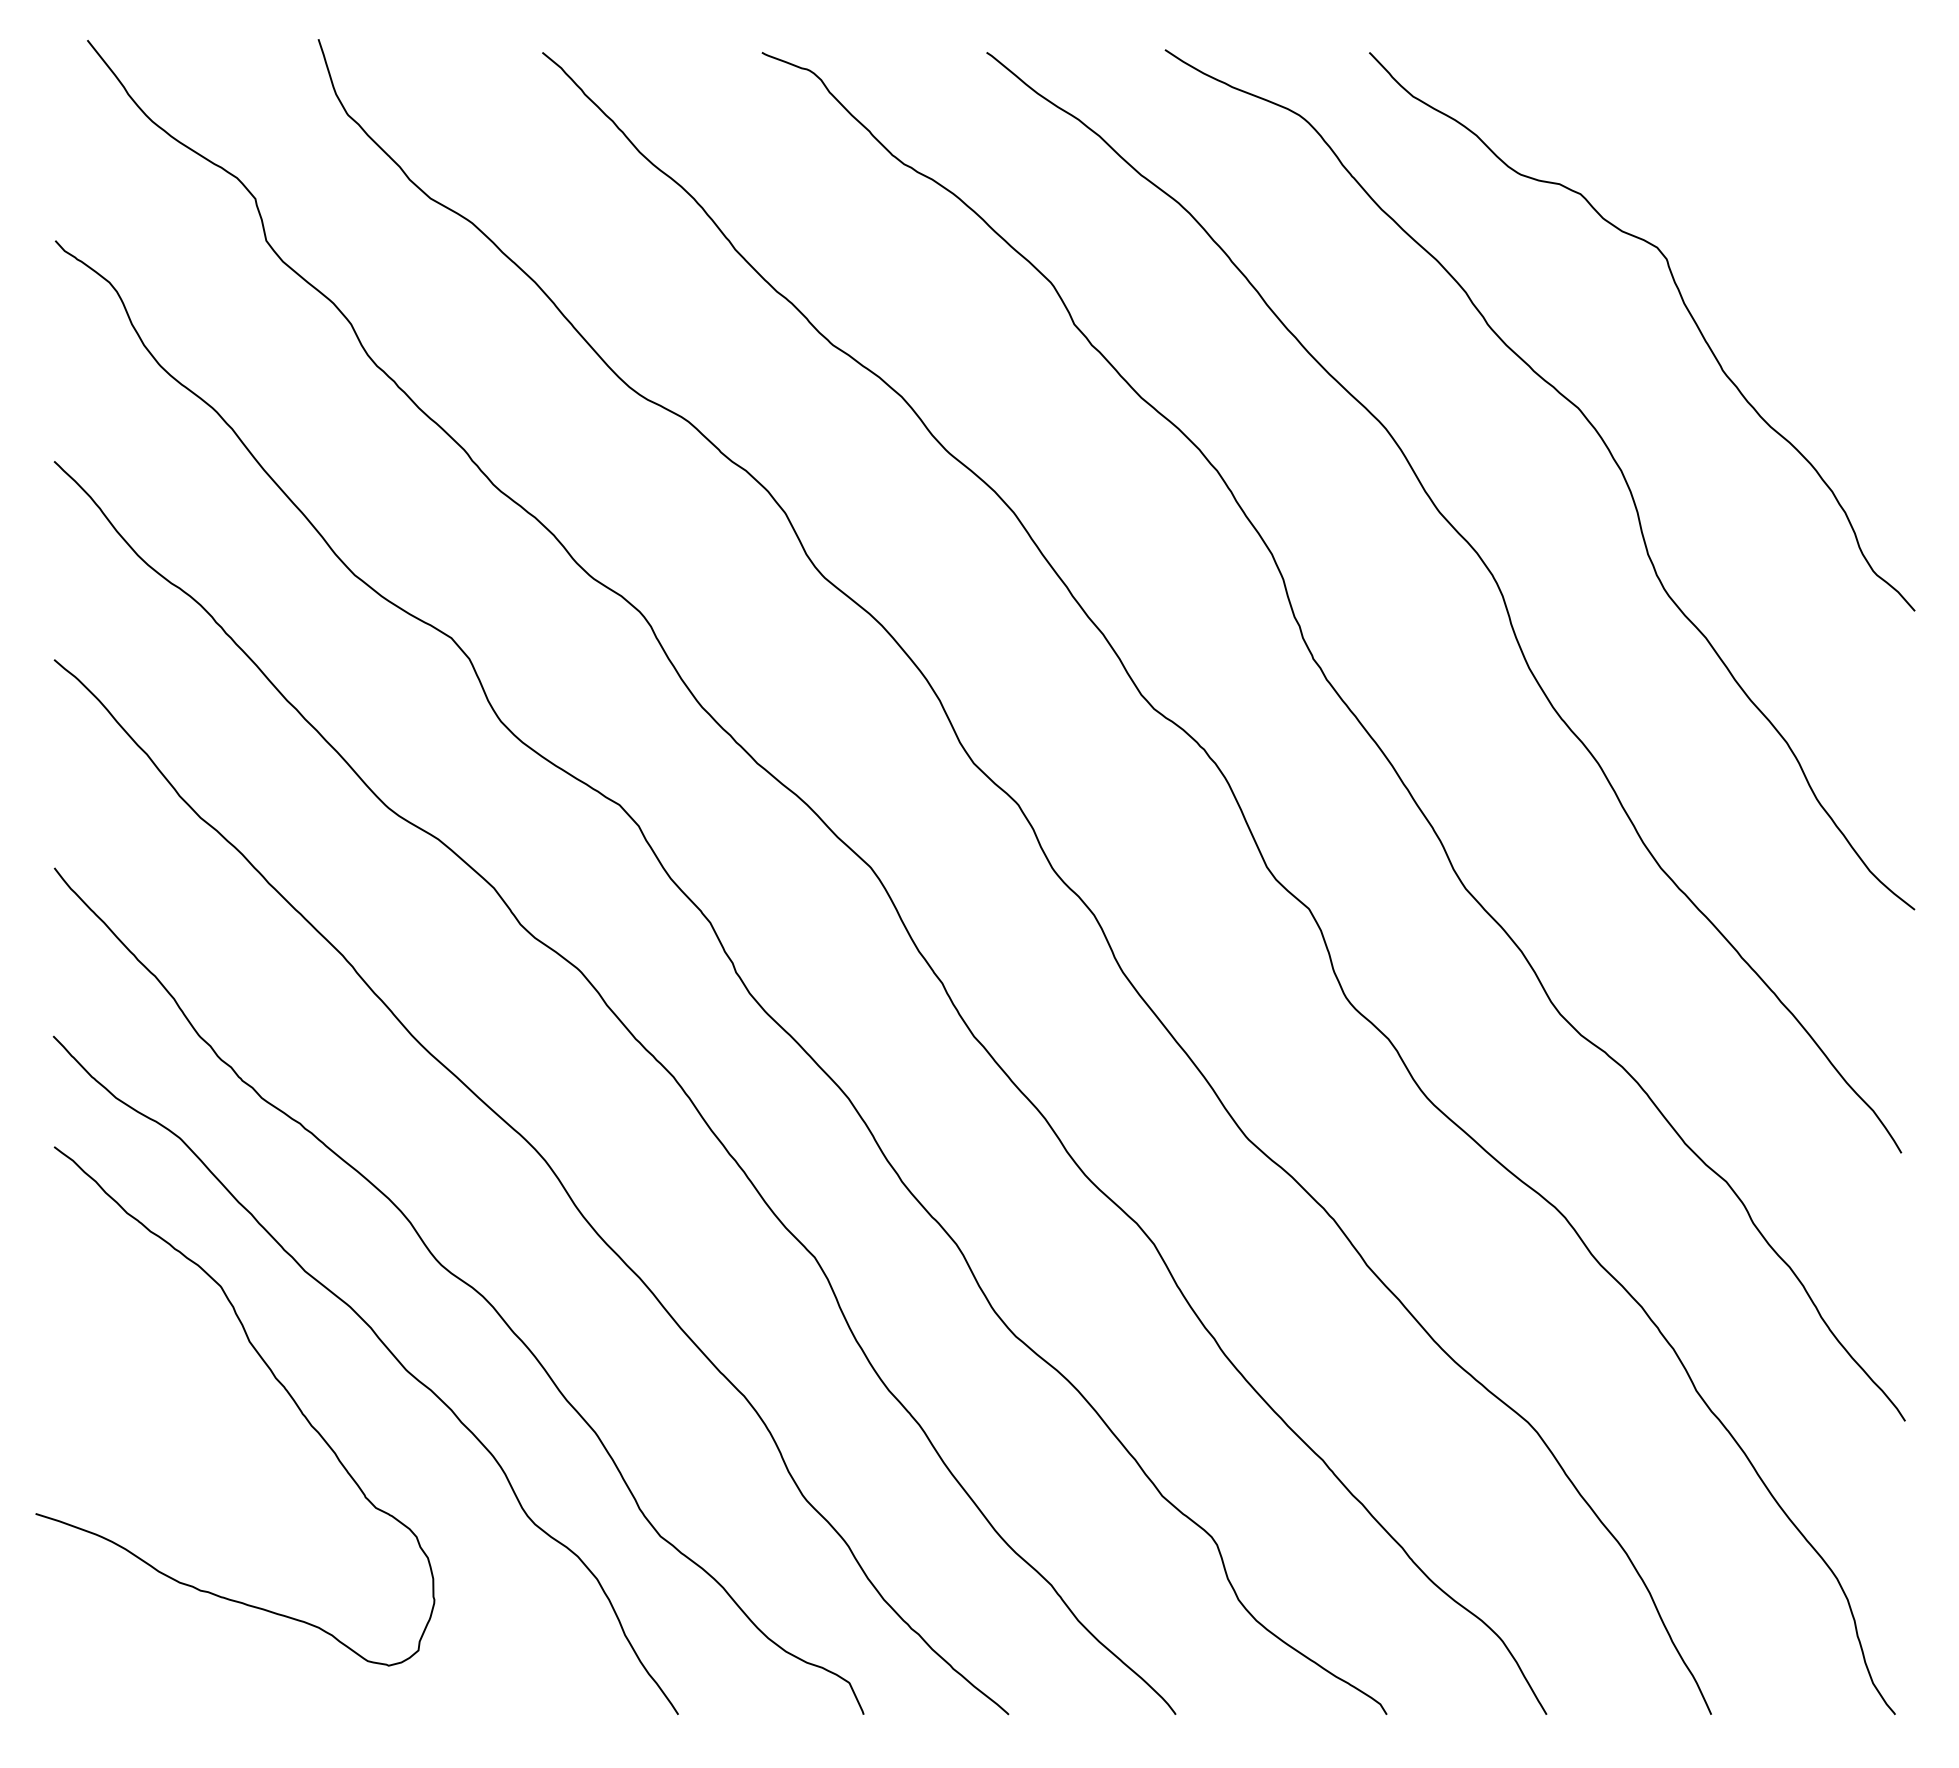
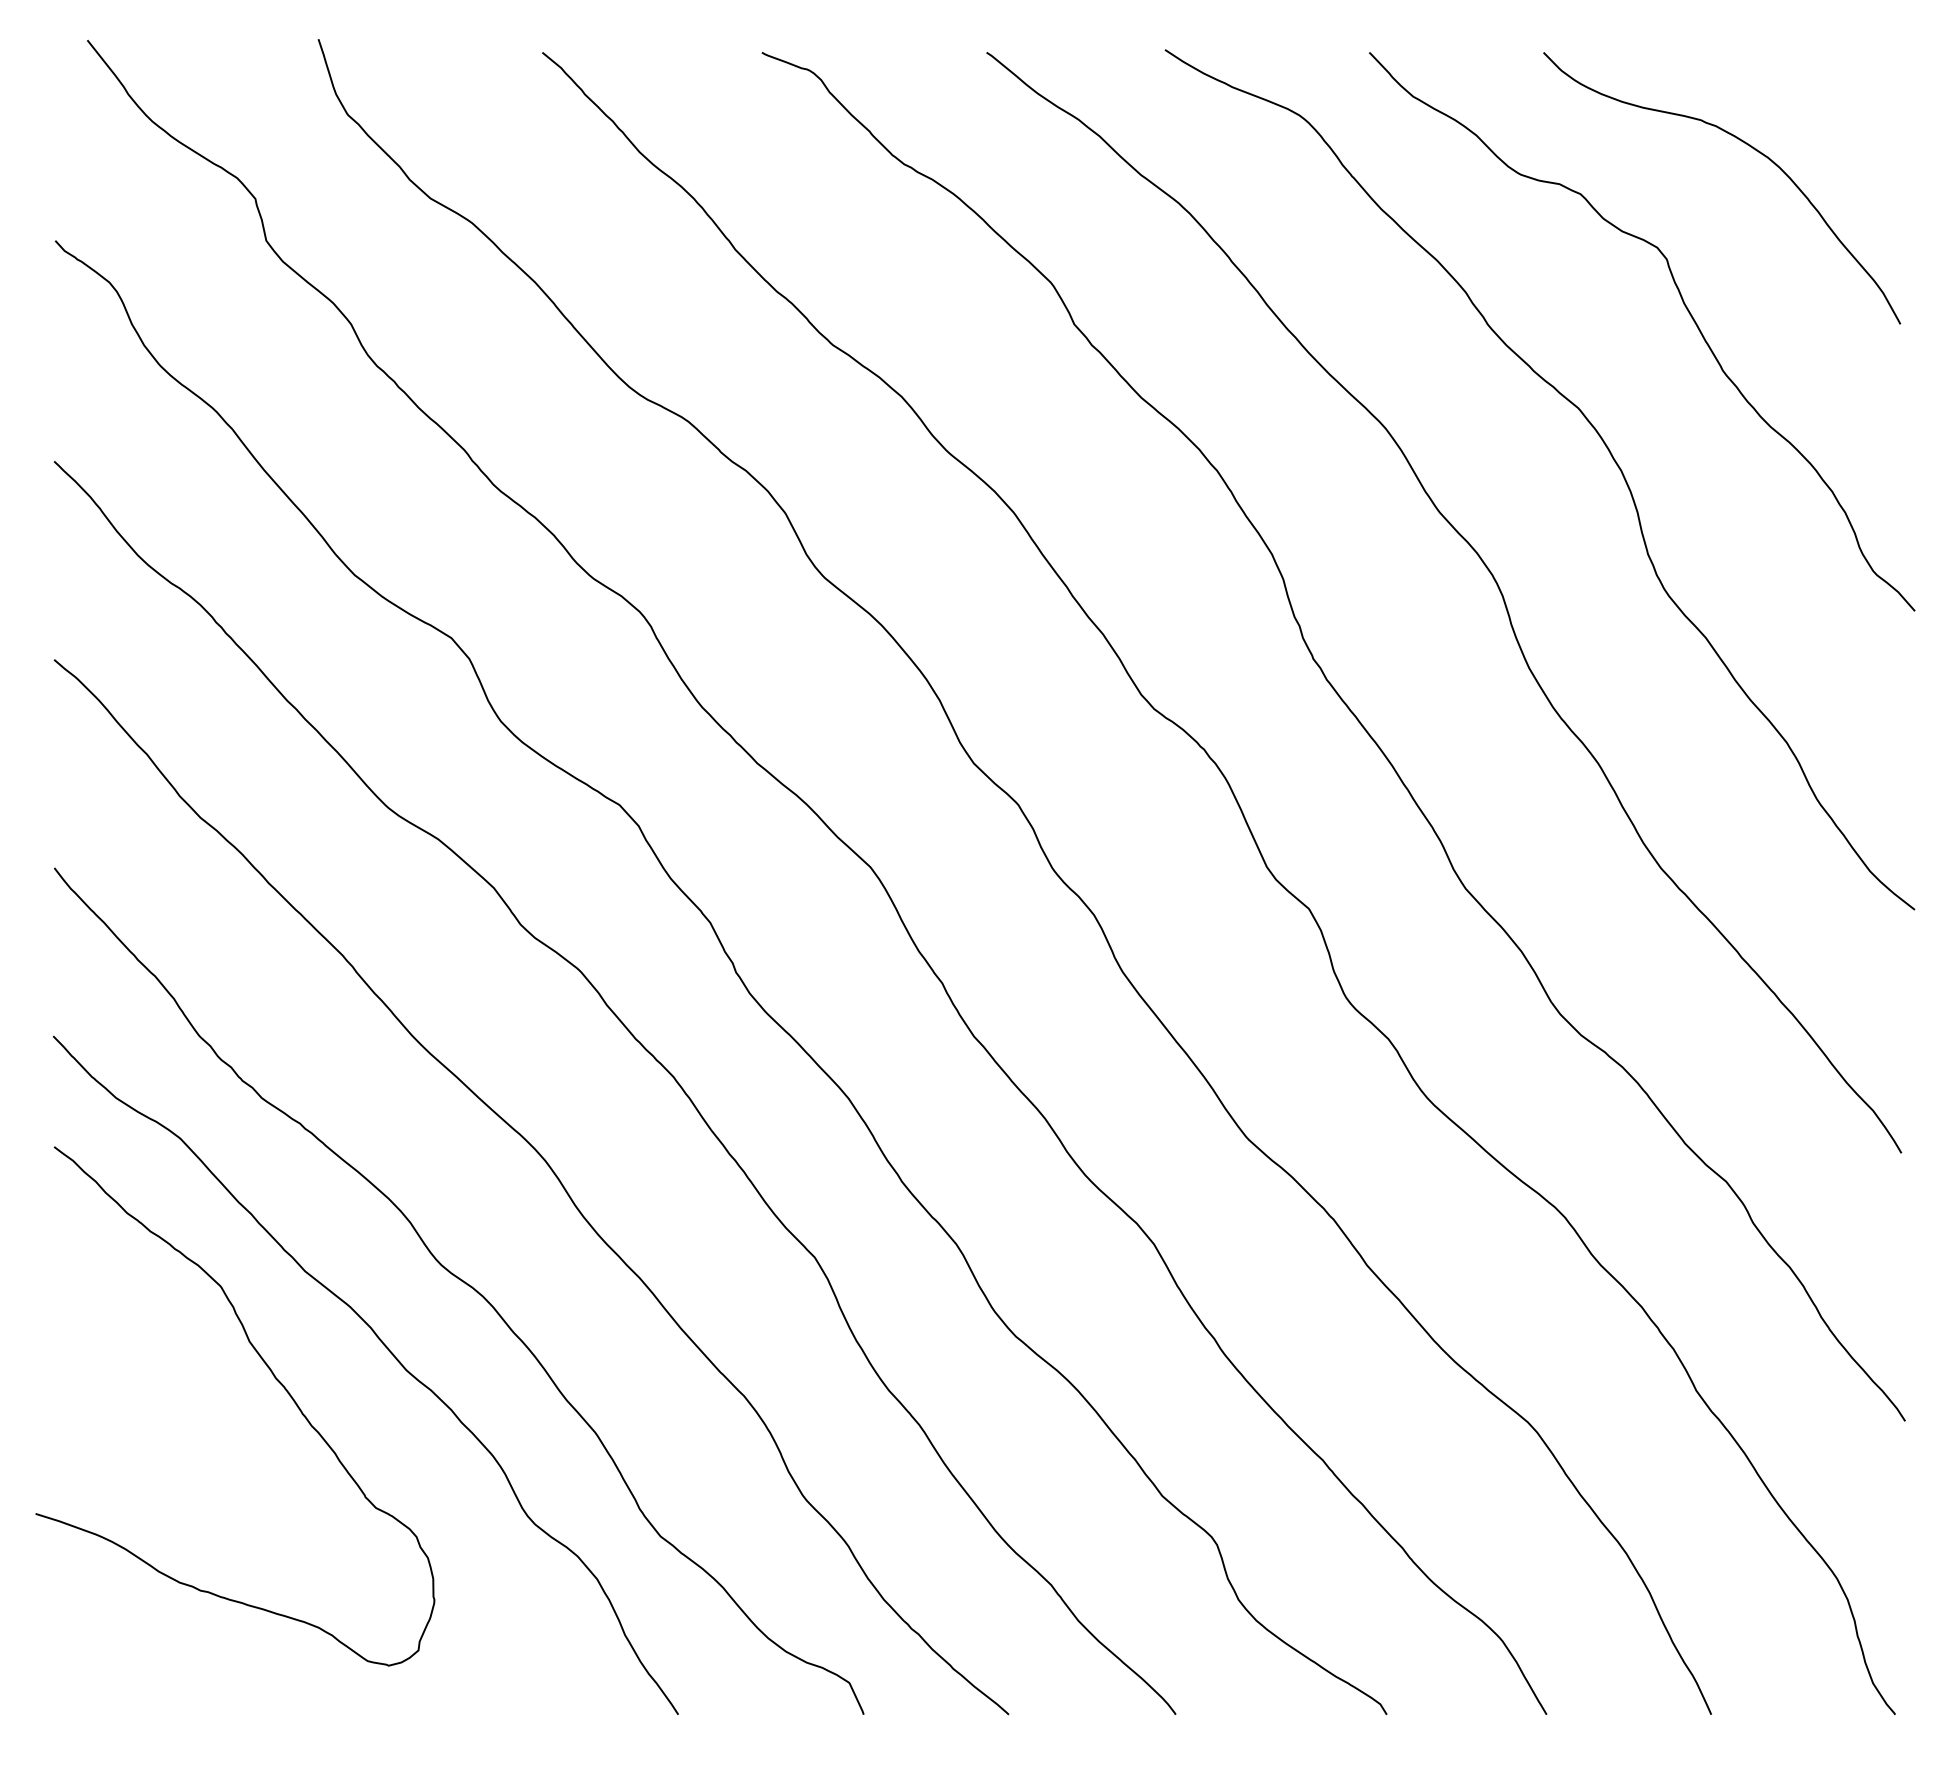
curve: none -> present (1750, 147)
